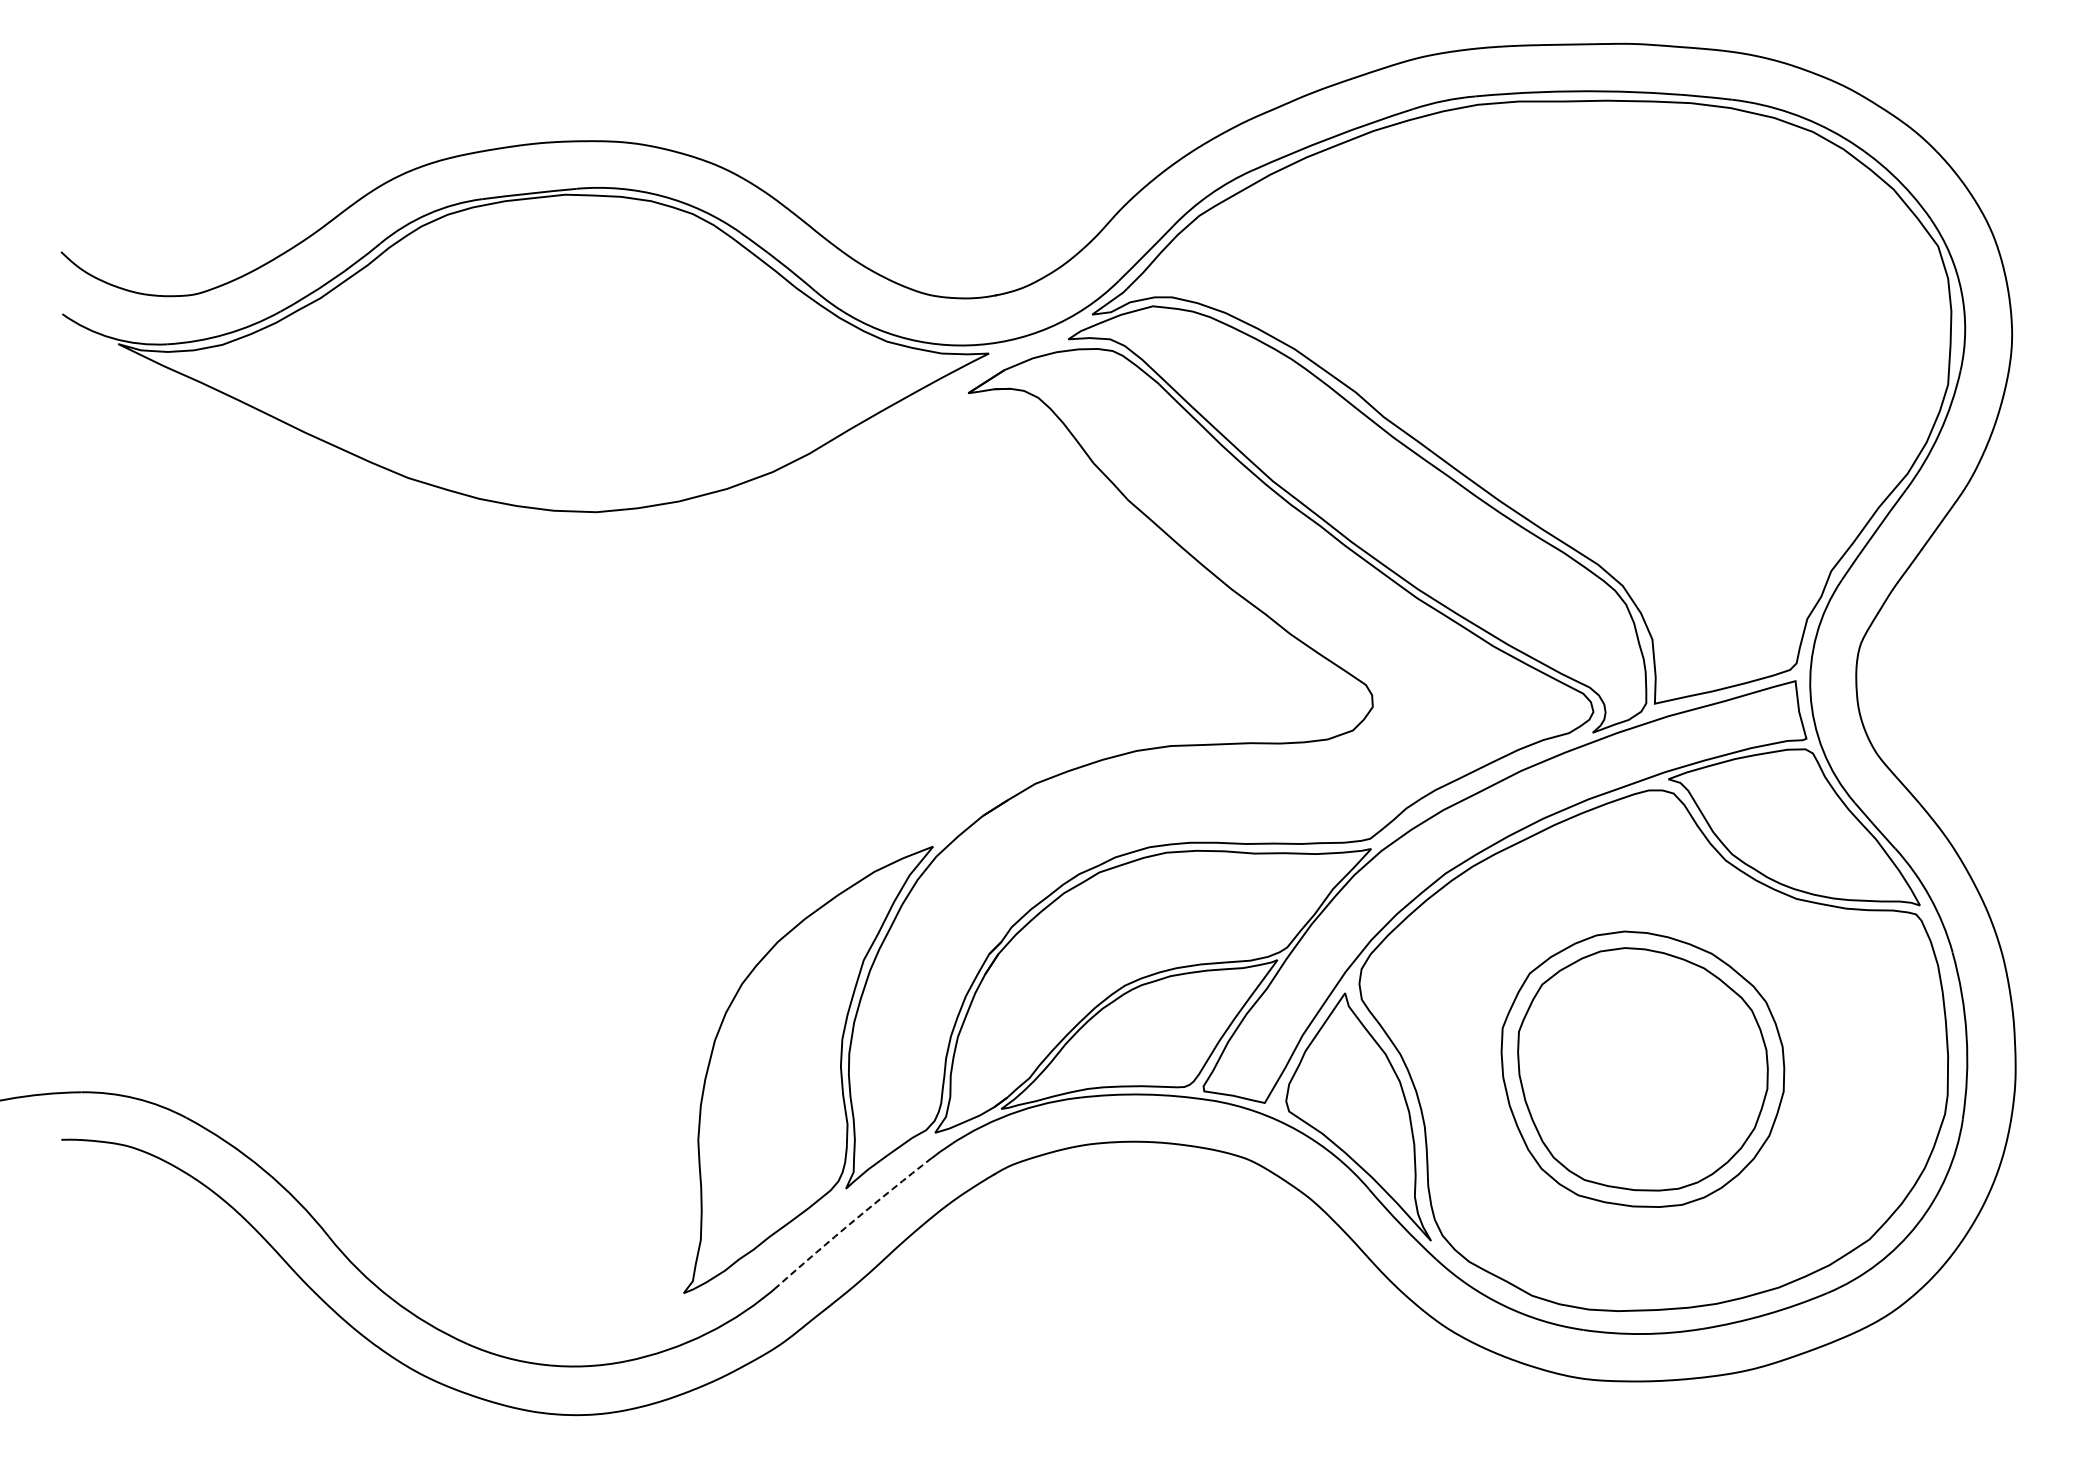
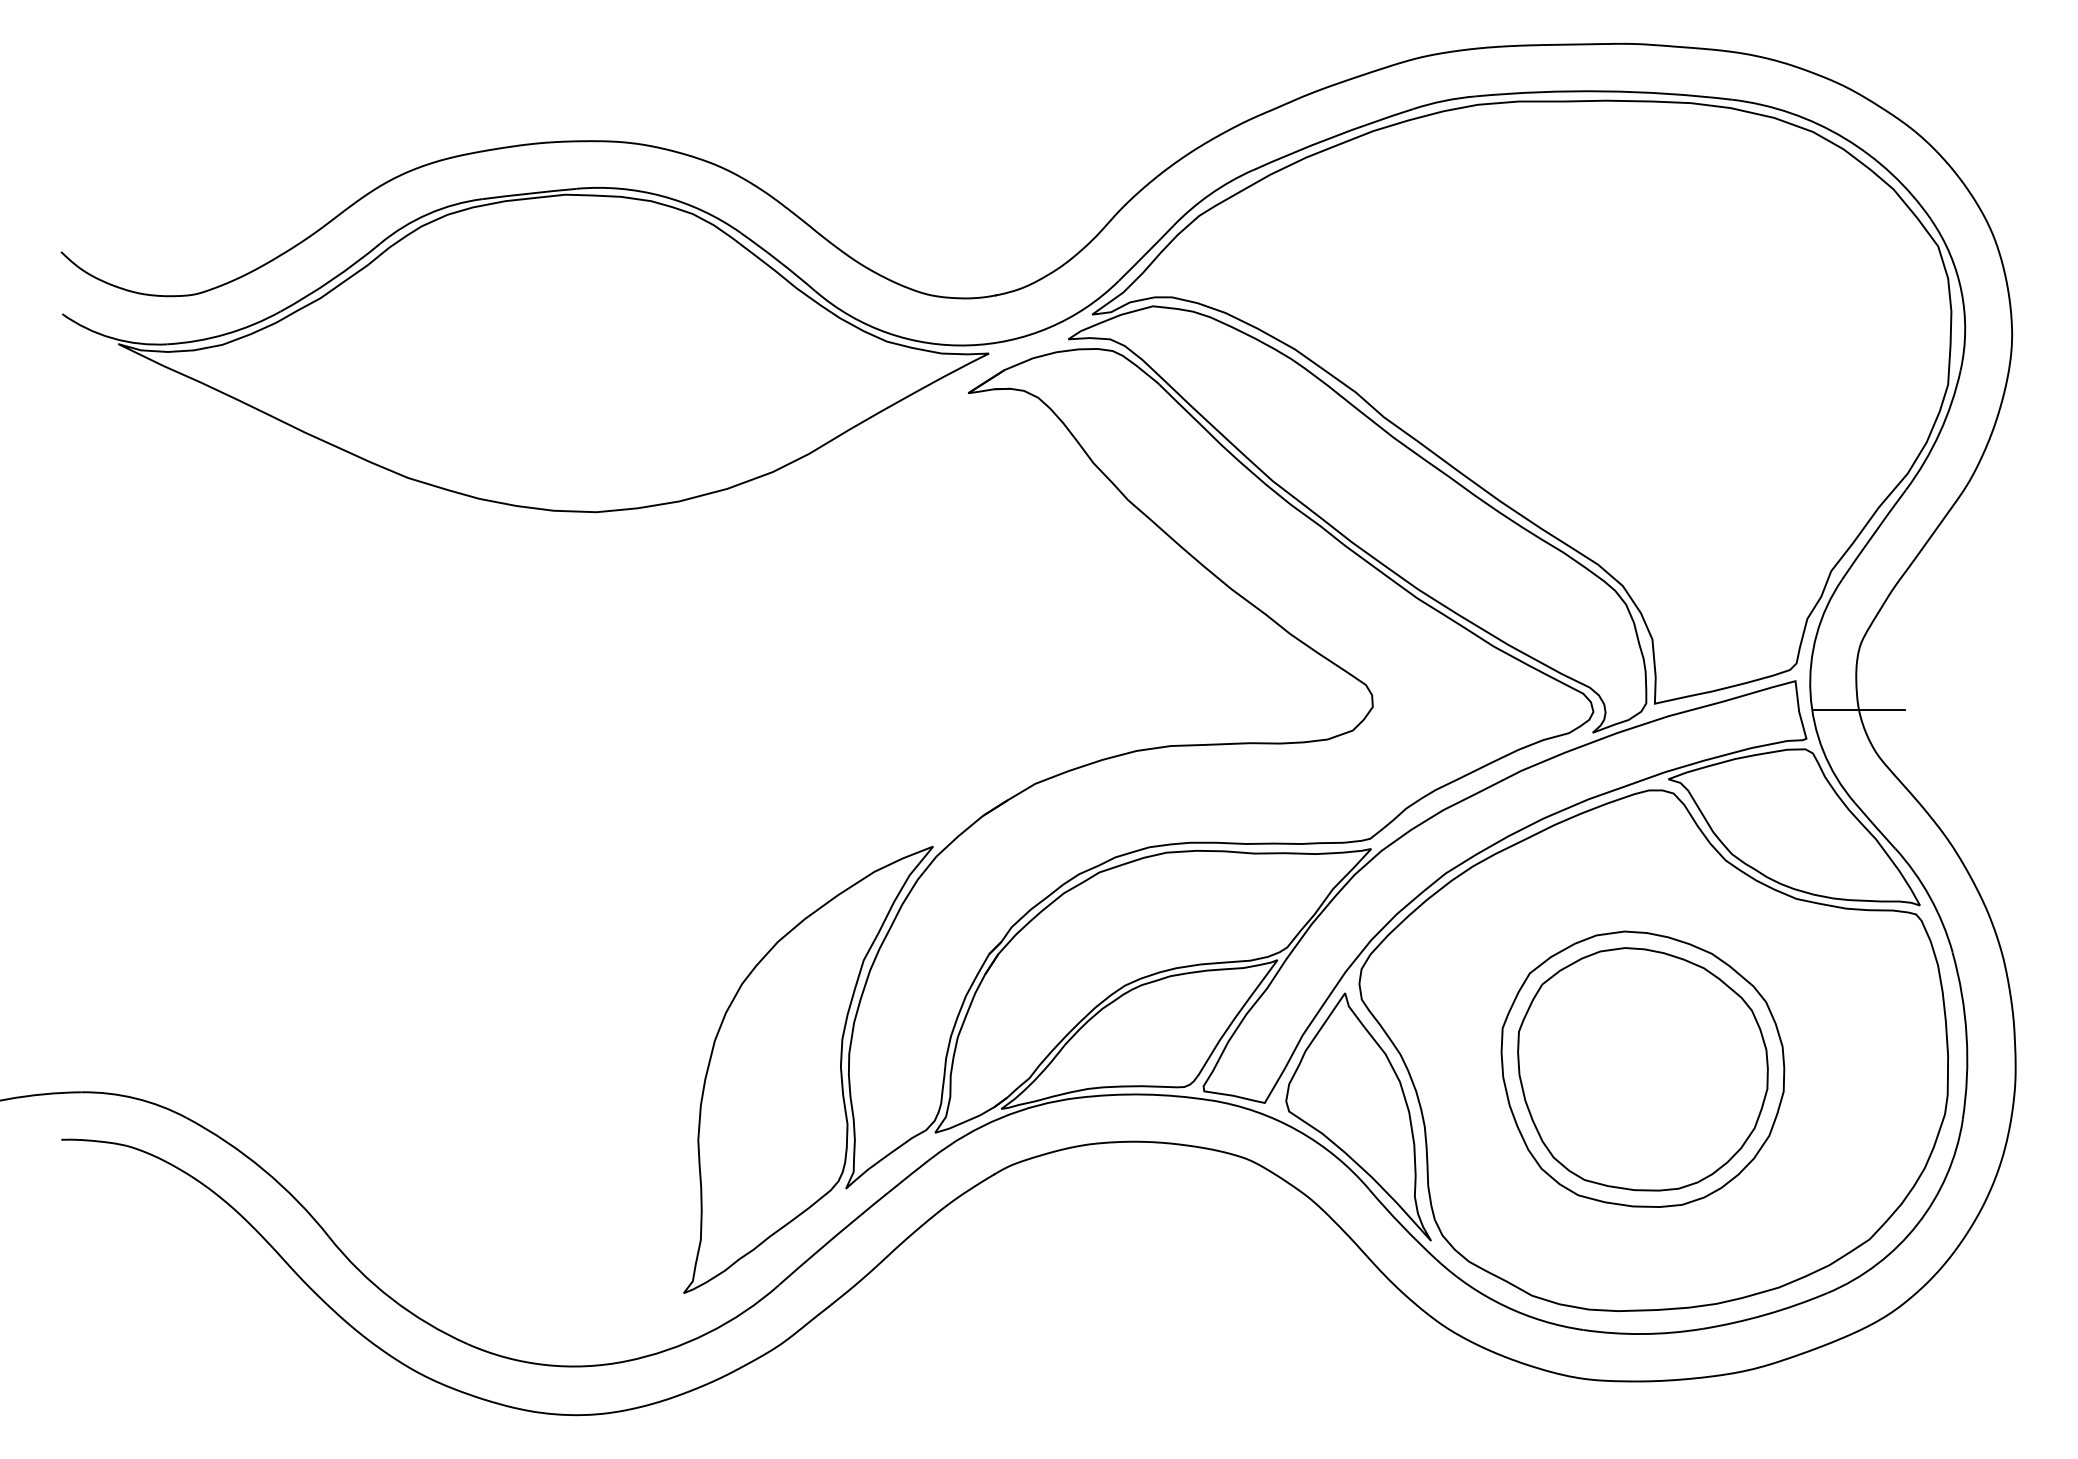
line: none -> present (1859, 710)
arc: dashed -> solid (854, 1220)
